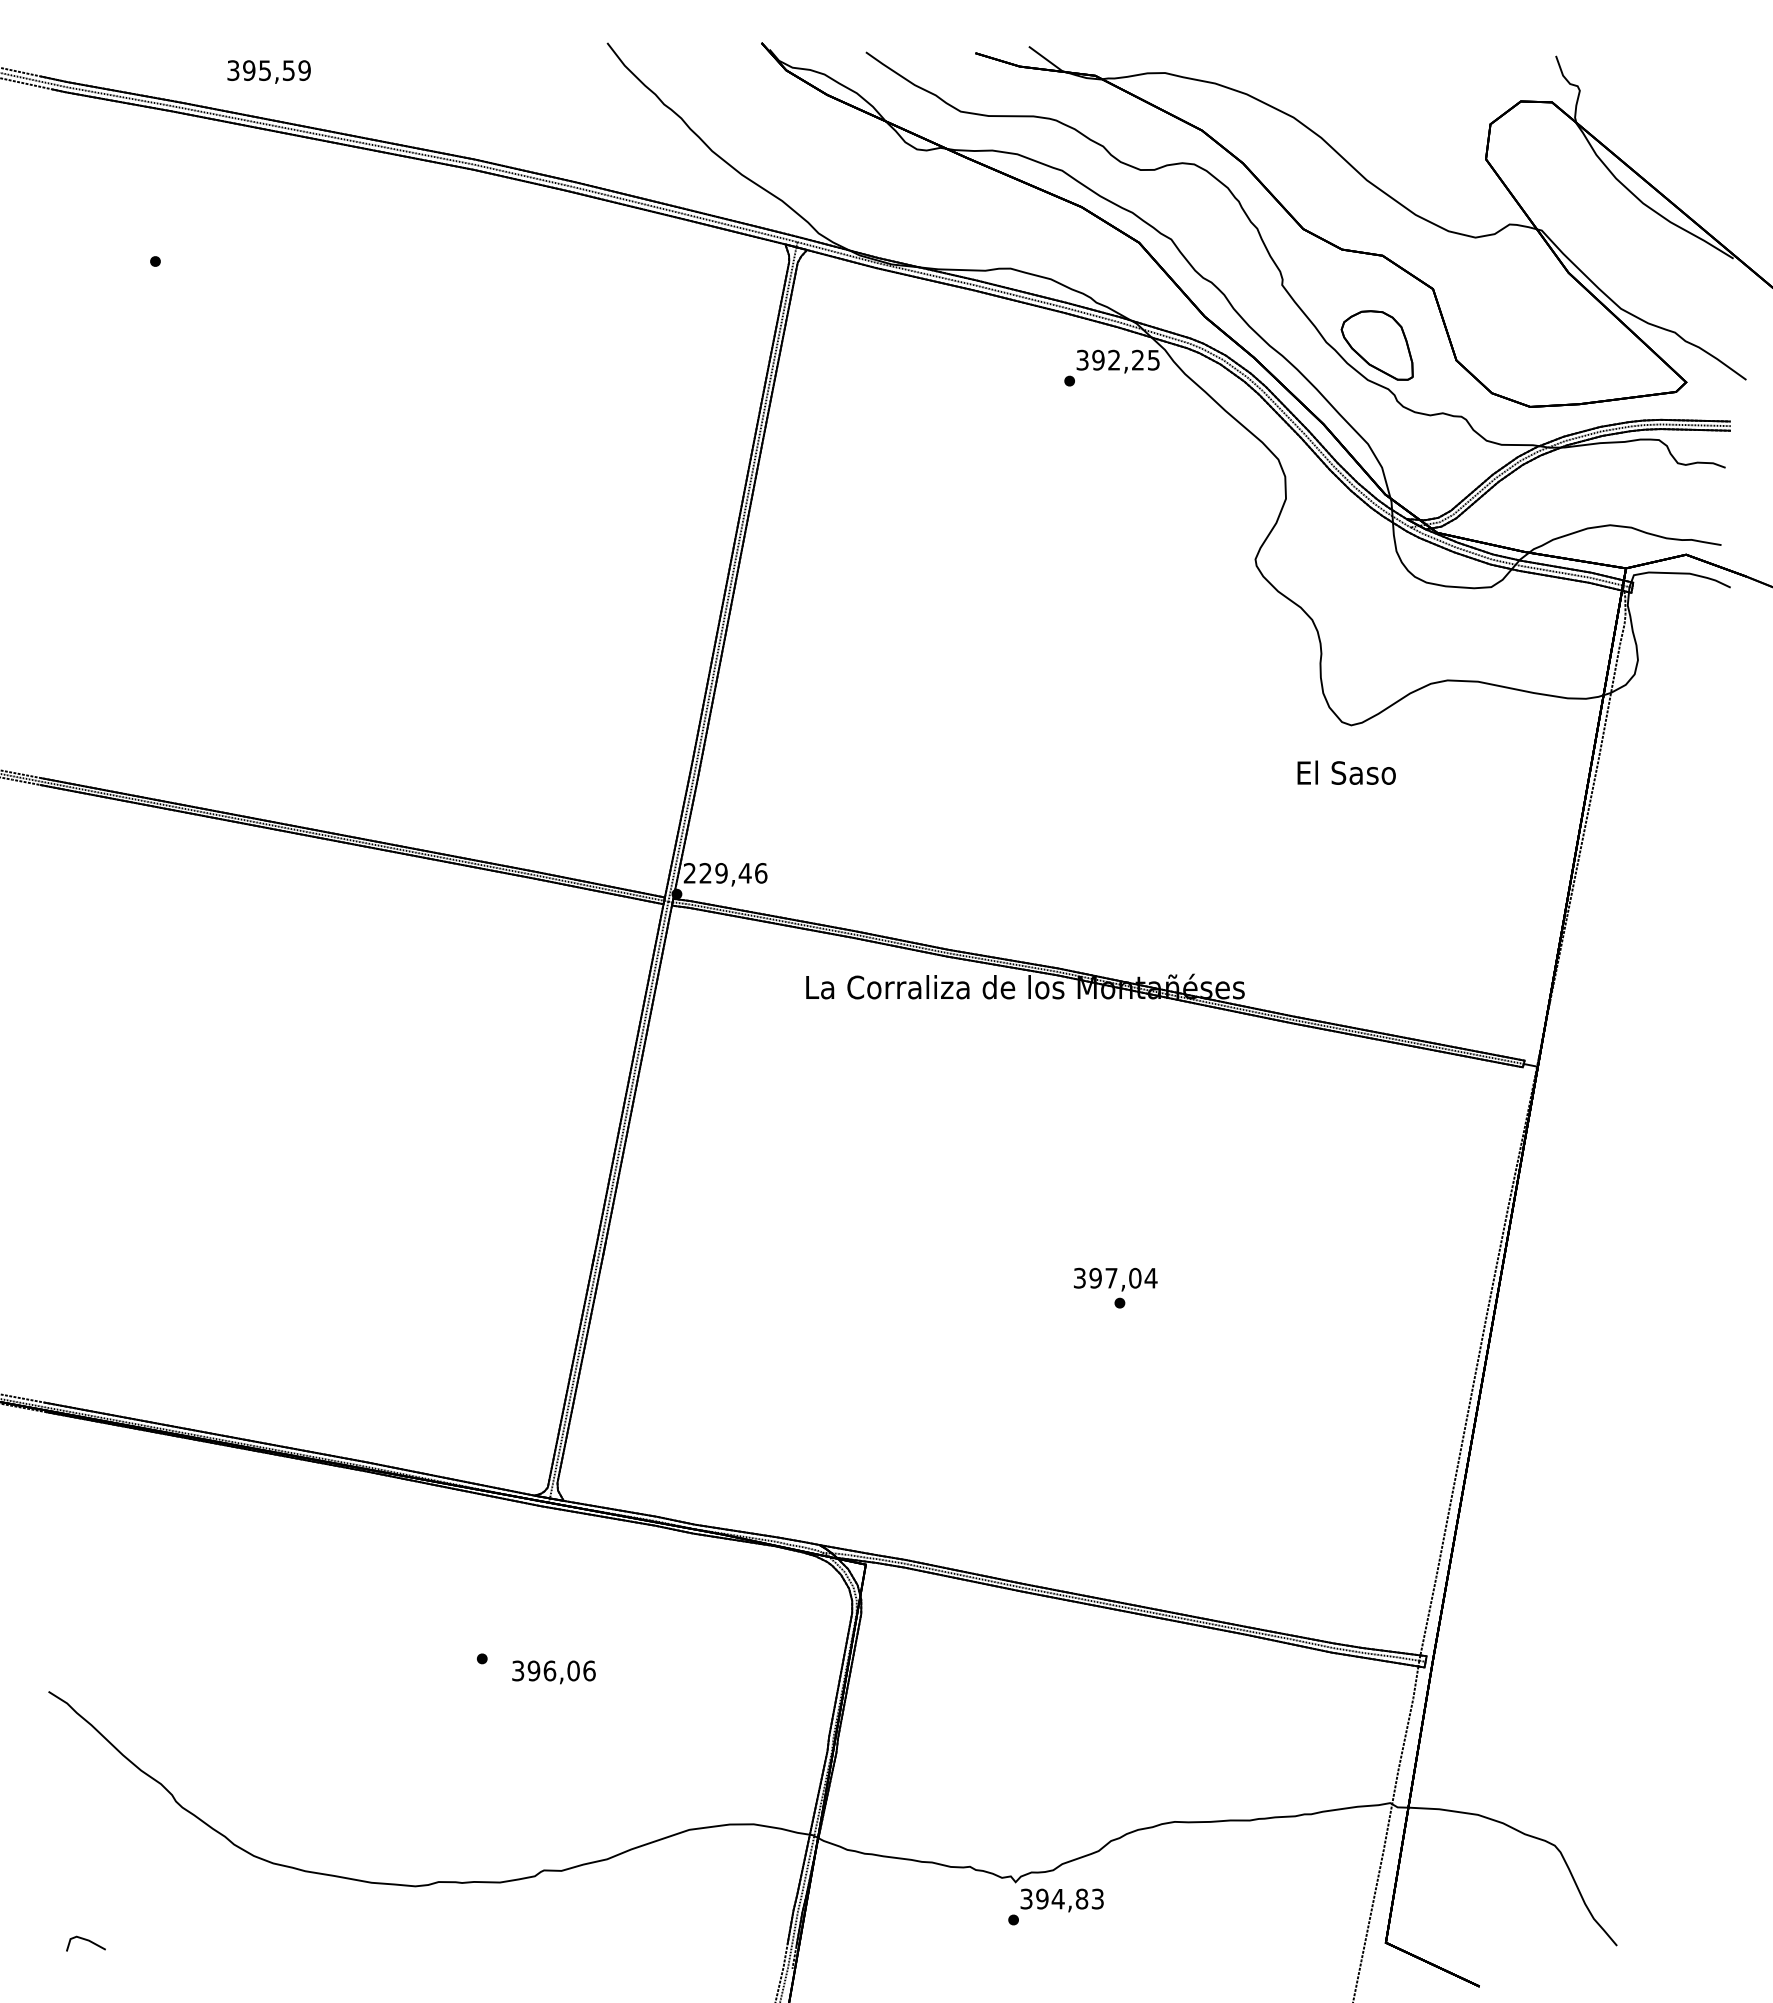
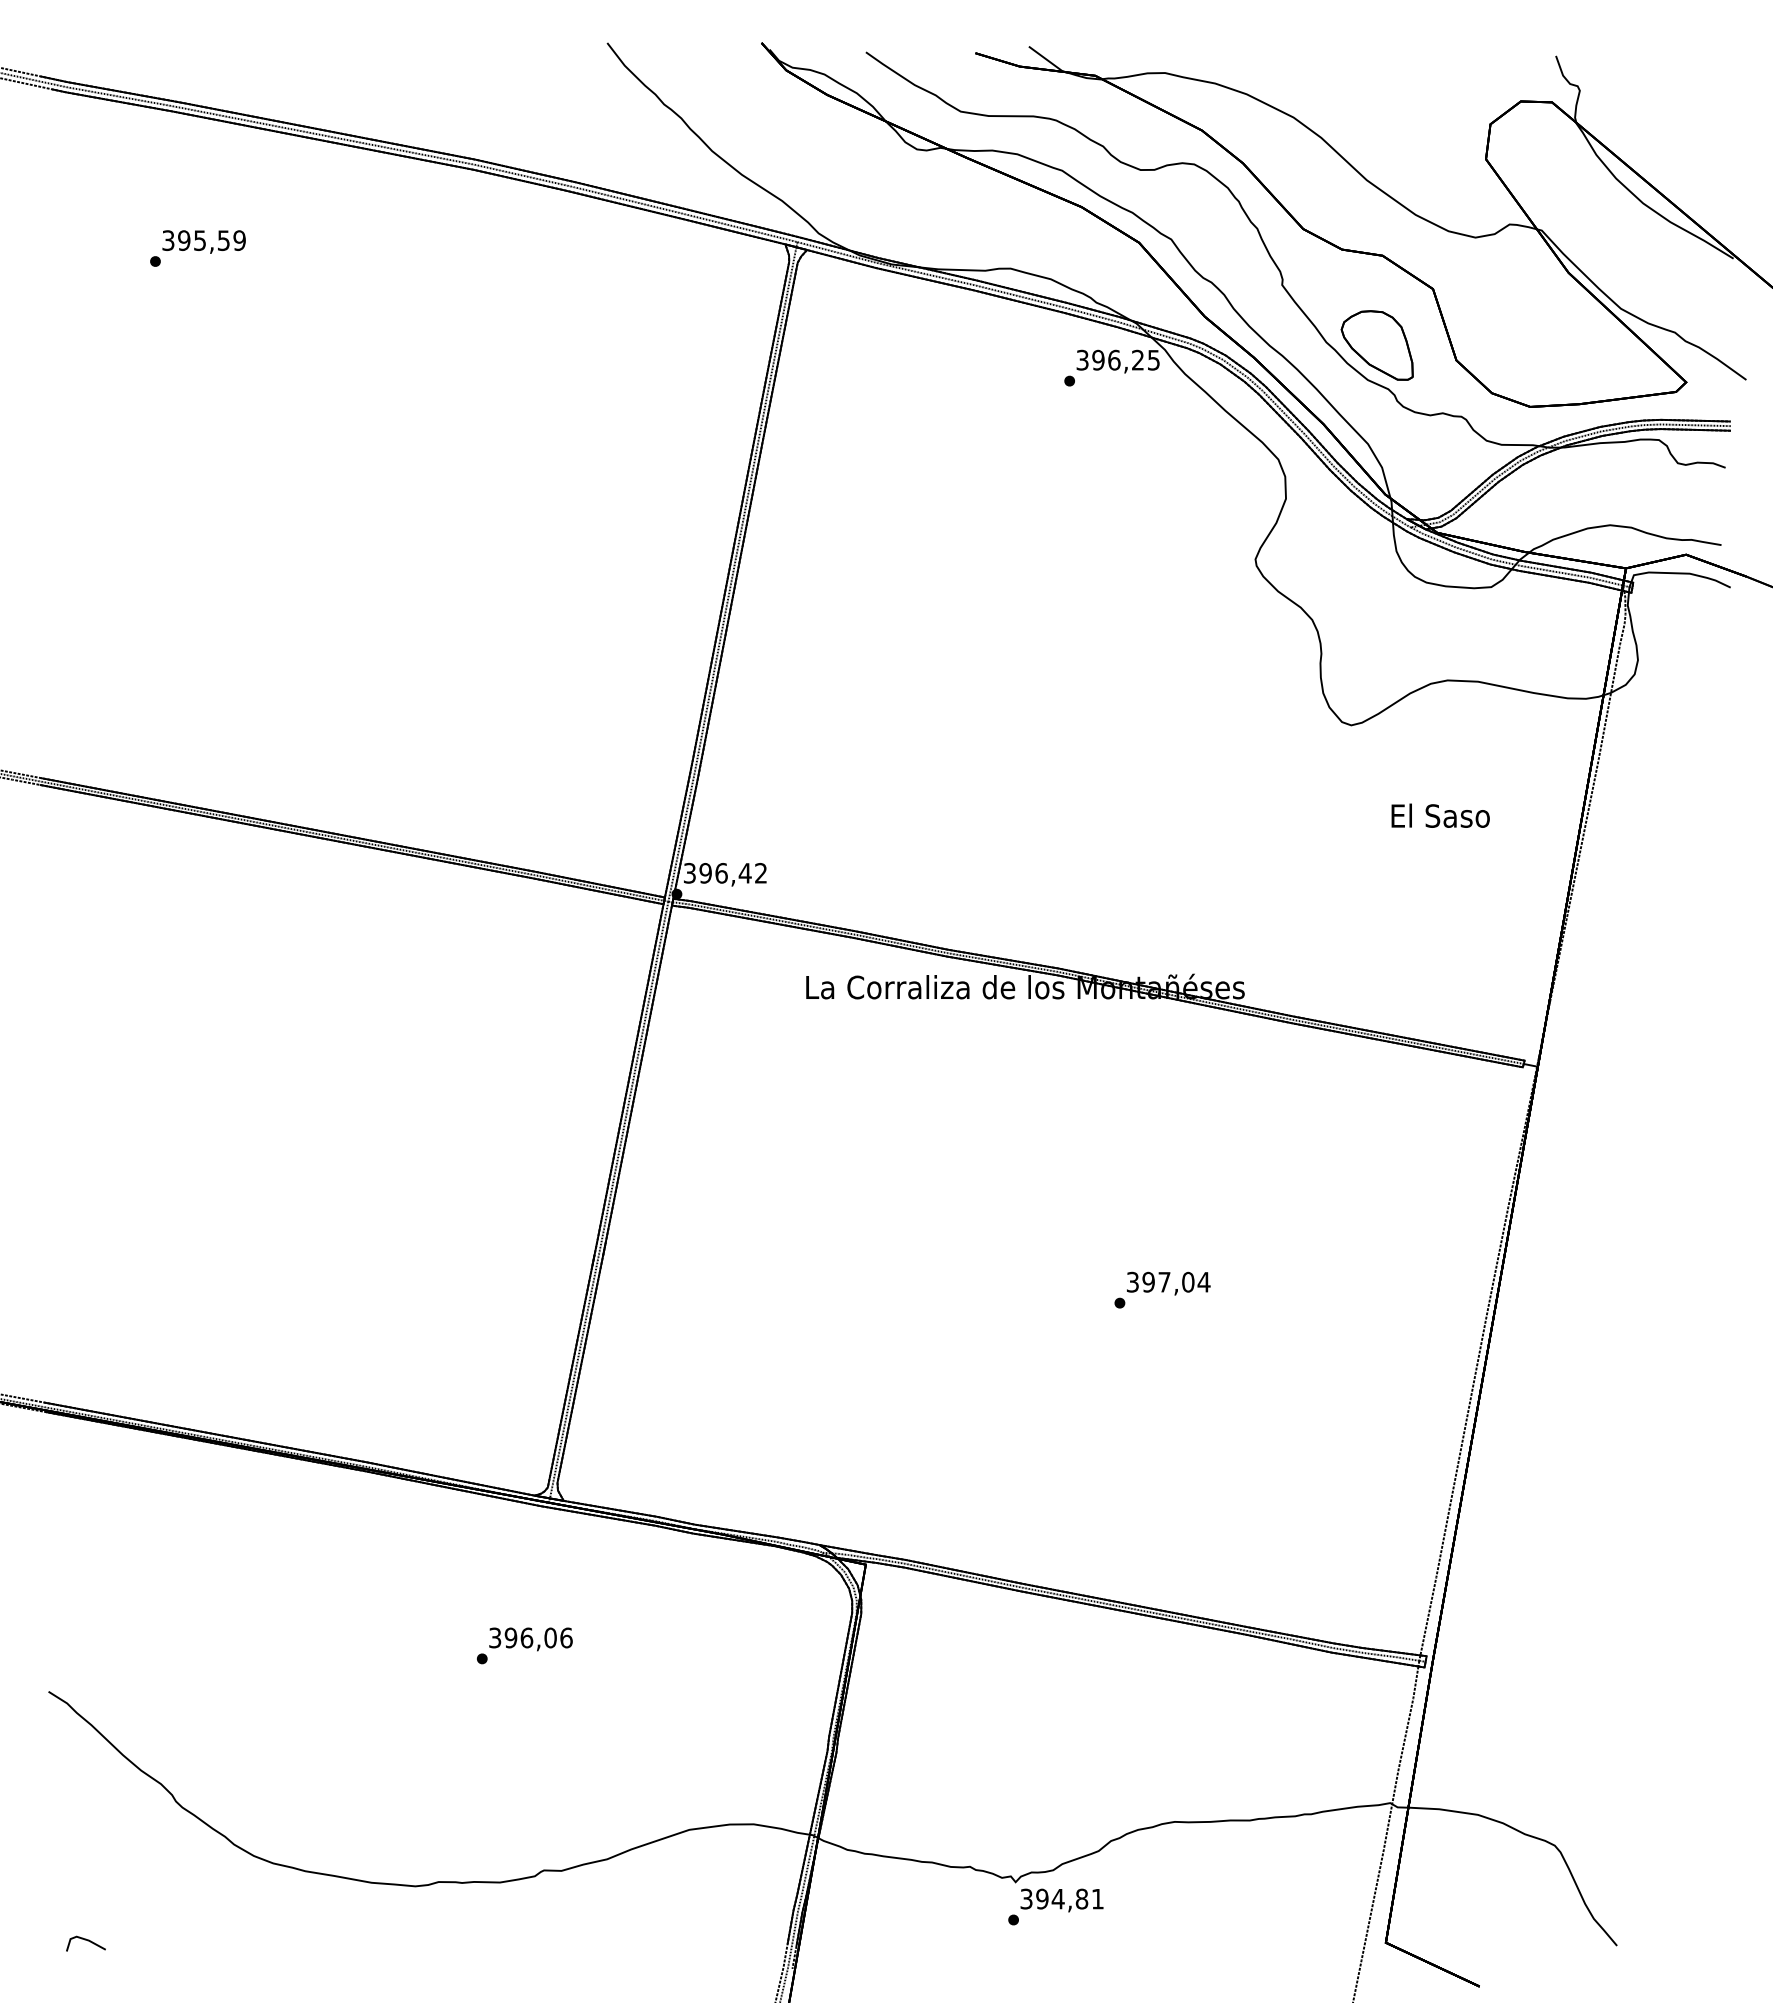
text position: (268, 71) -> (203, 241) (203, 241)
text: 392,25 -> 396,25 (1114, 359)
text position: (1346, 772) -> (1440, 815) (1440, 815)
text: 229,46 -> 396,42 (725, 873)
text position: (1115, 1279) -> (1168, 1283) (1168, 1283)
text position: (553, 1672) -> (530, 1639) (530, 1639)
text: 394,83 -> 394,81 (1097, 1898)
